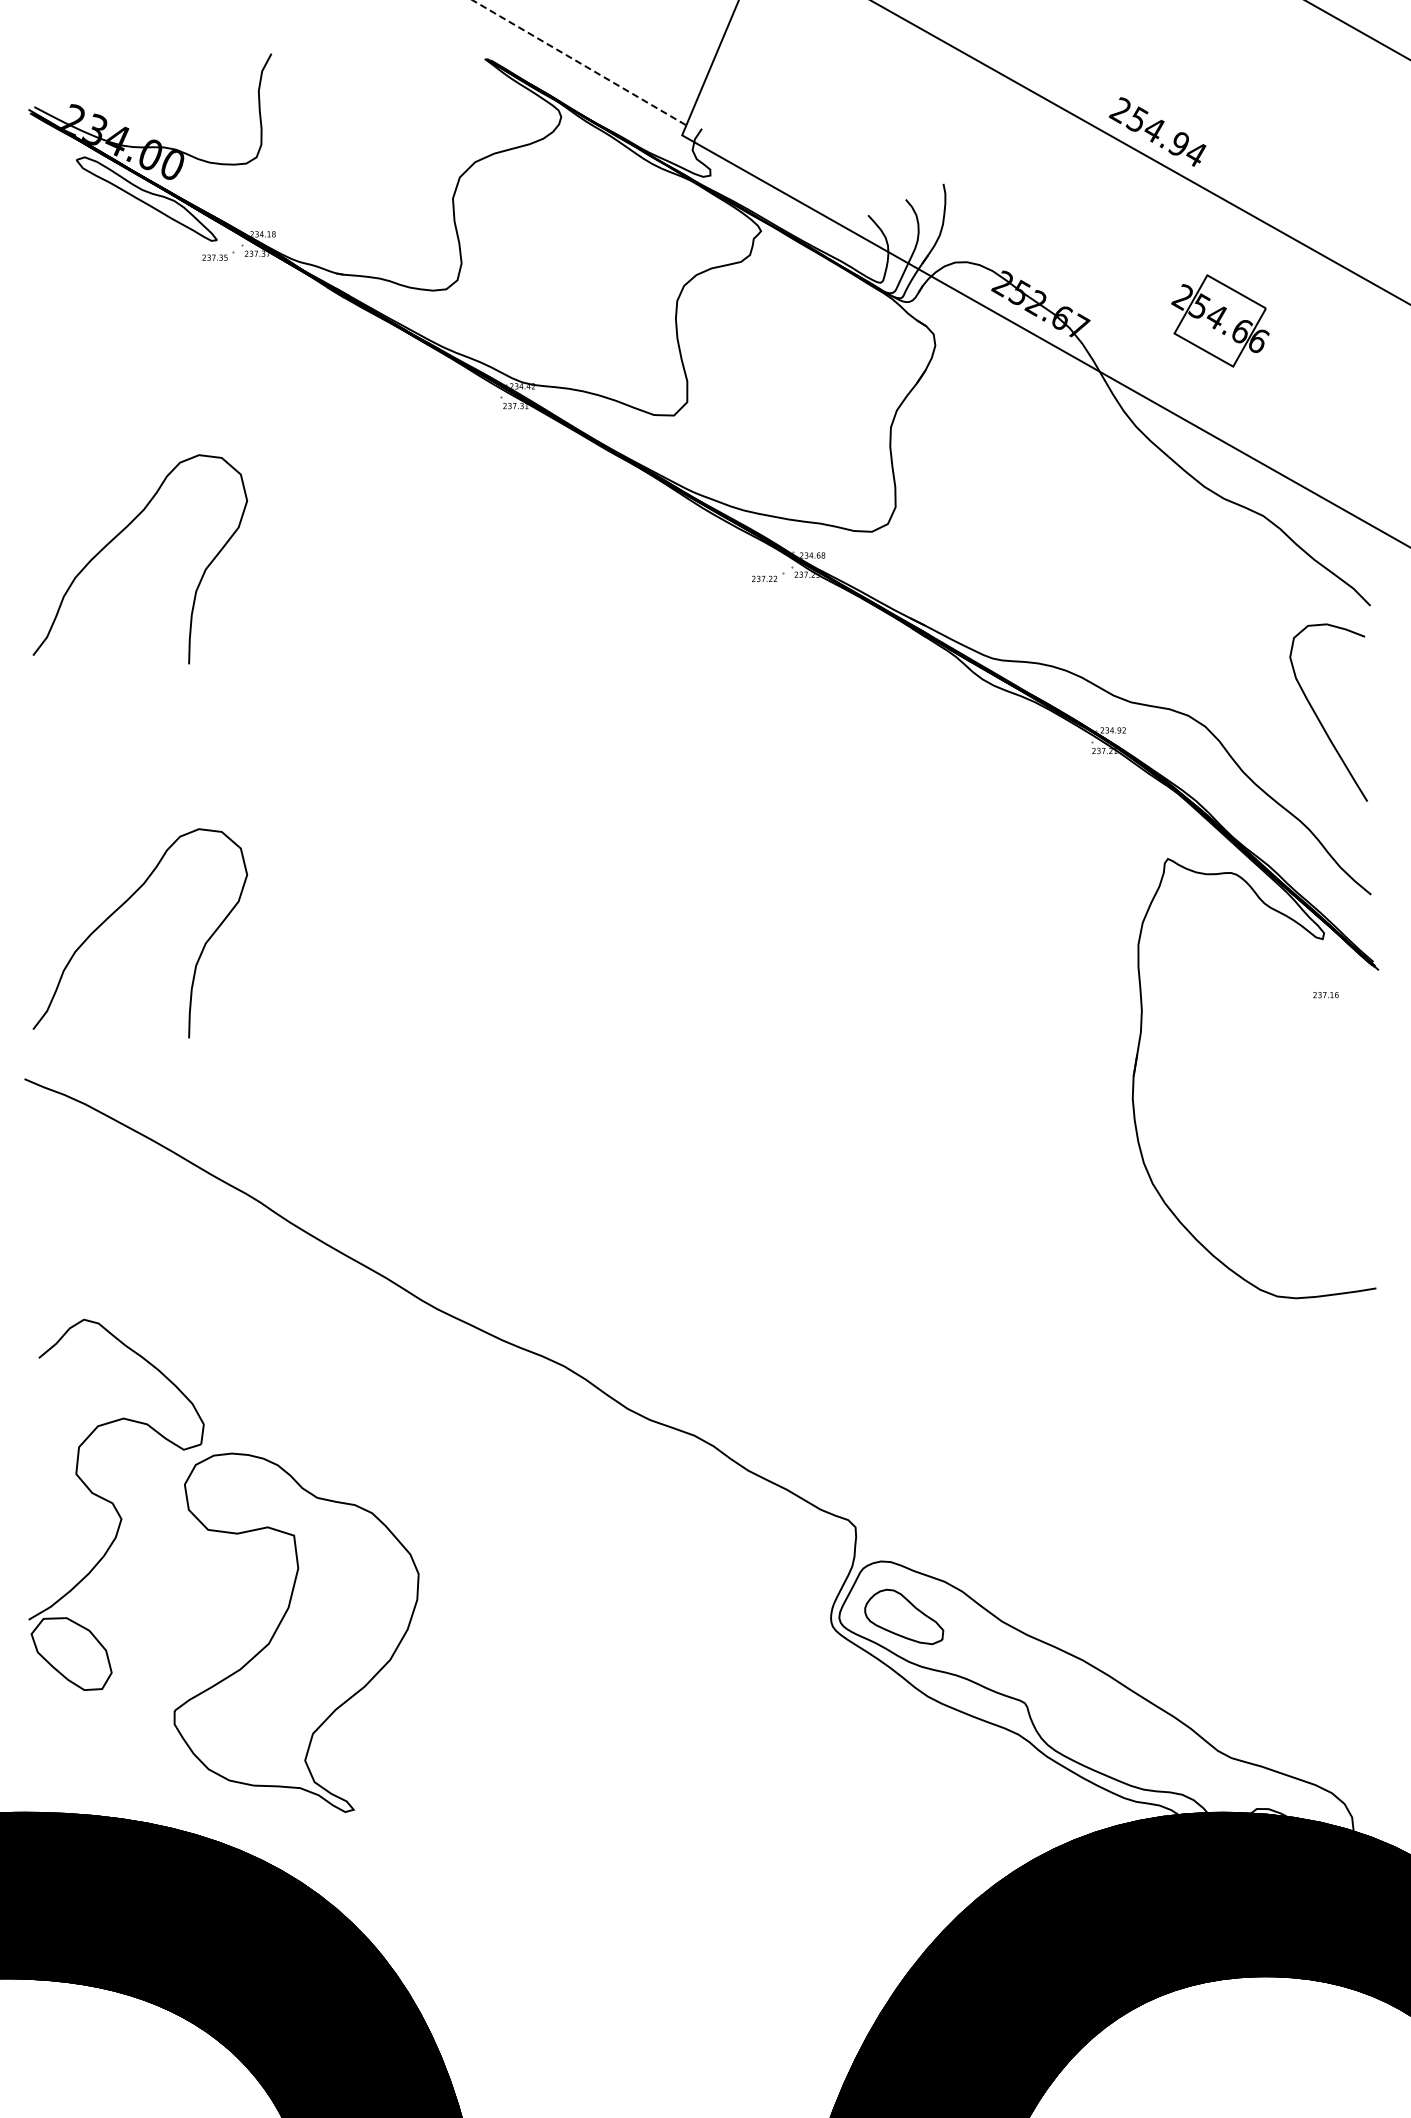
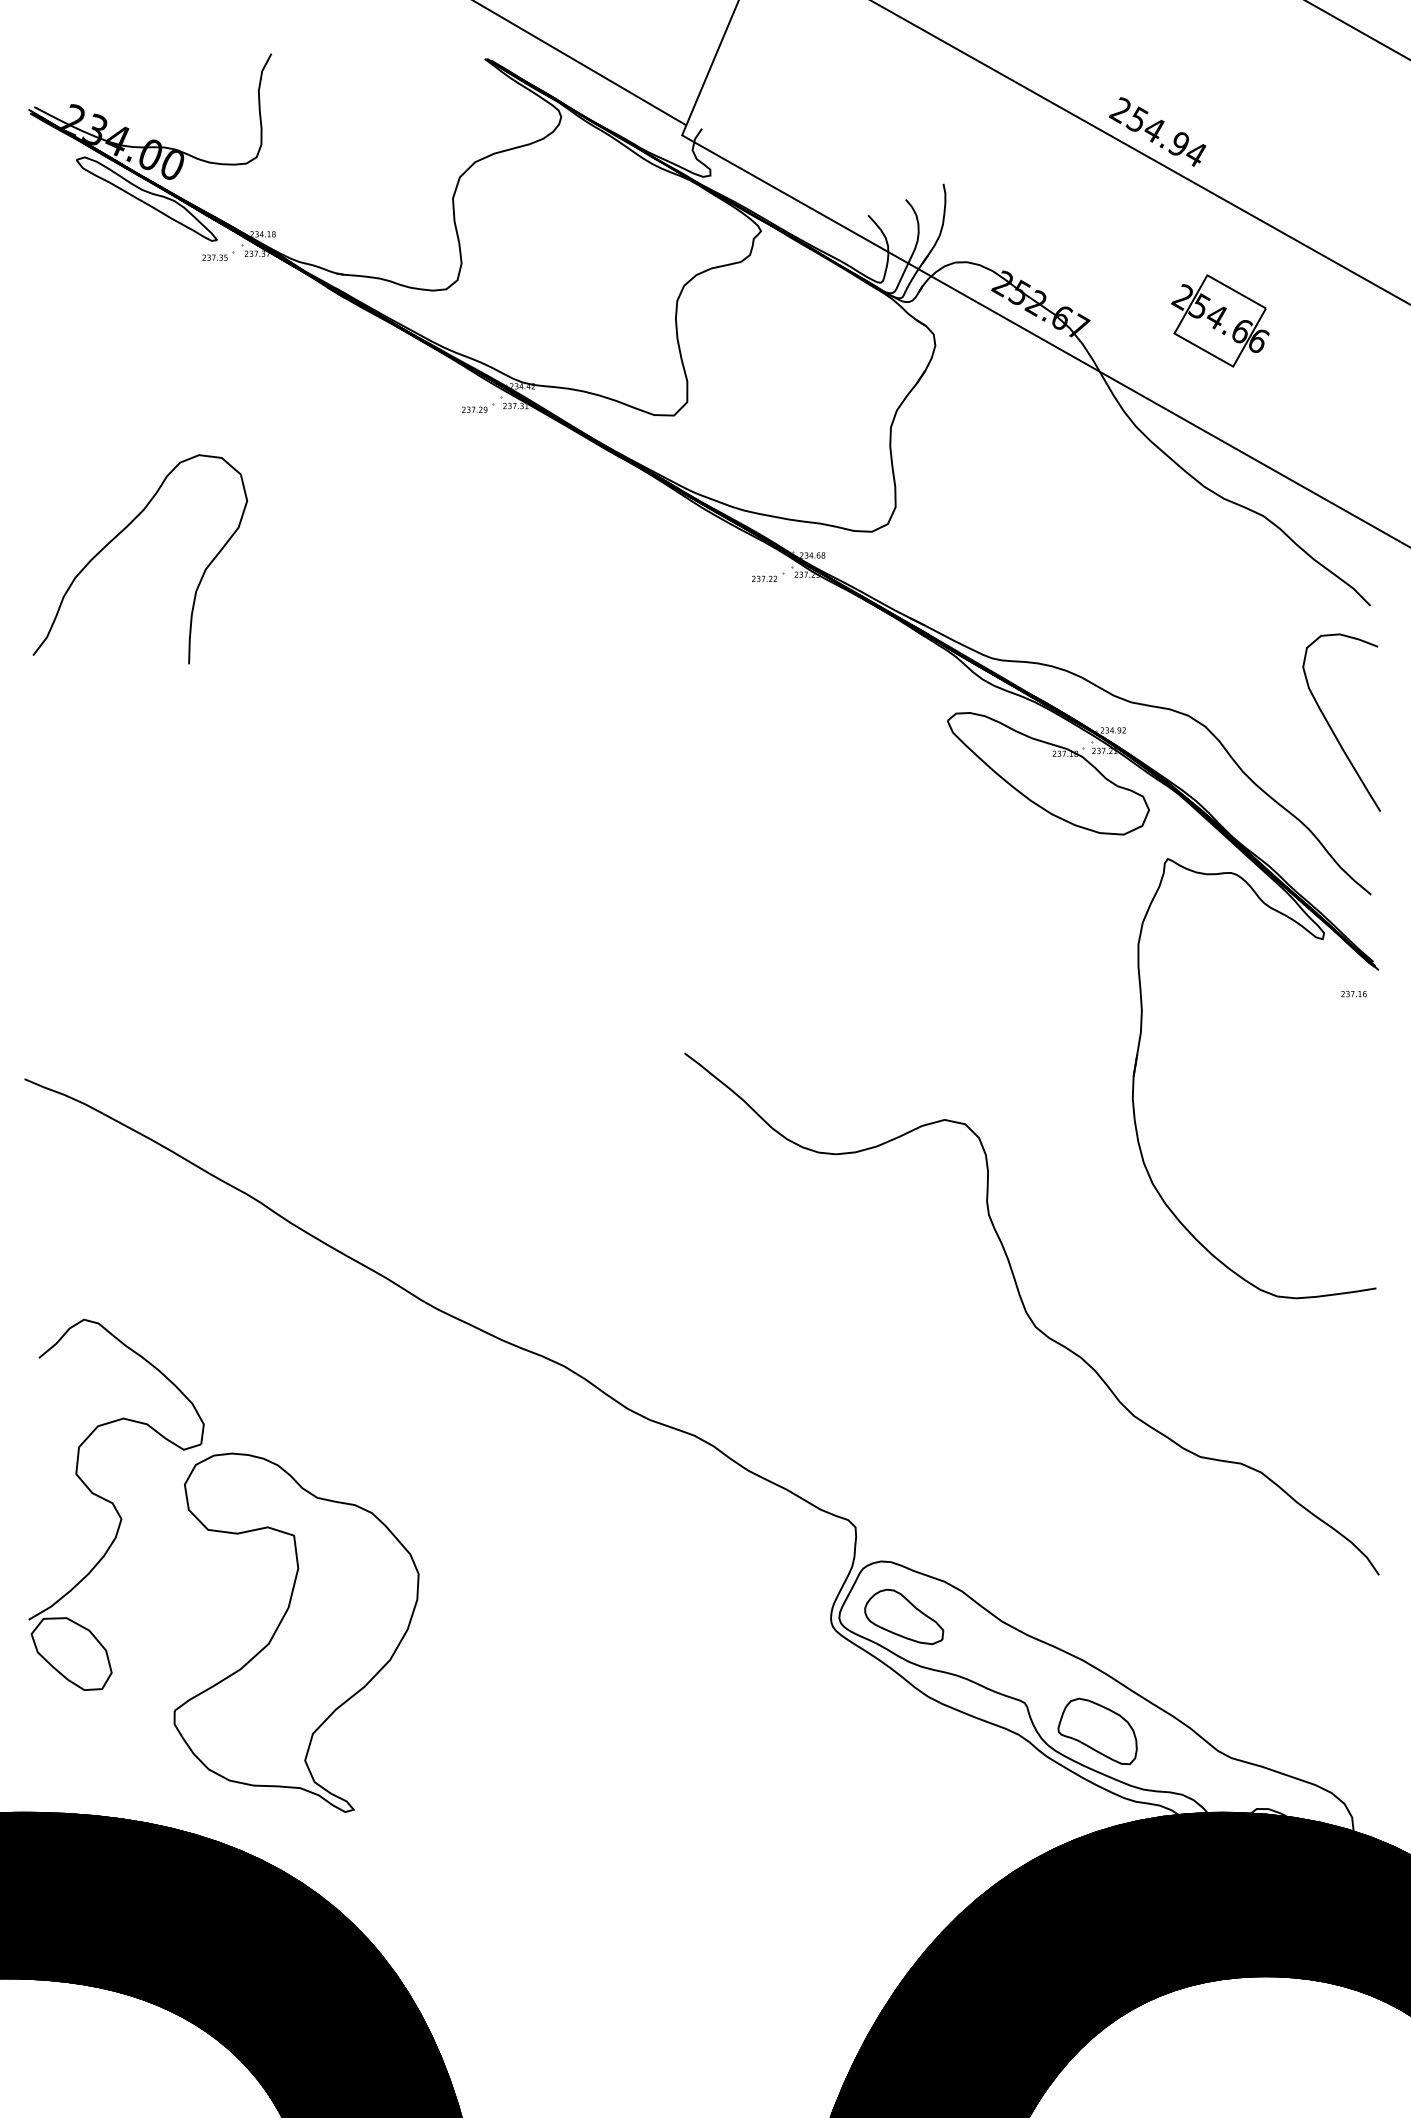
line: dashed -> solid (579, 62)
part: none -> present (478, 407)
curve position: (1319, 718) -> (1332, 728) (1332, 728)
part: none -> present (1048, 773)
curve: present -> none (122, 906)
text position: (1325, 995) -> (1353, 994) (1353, 994)
curve: none -> present (1029, 1315)
part: none -> present (1097, 1731)
